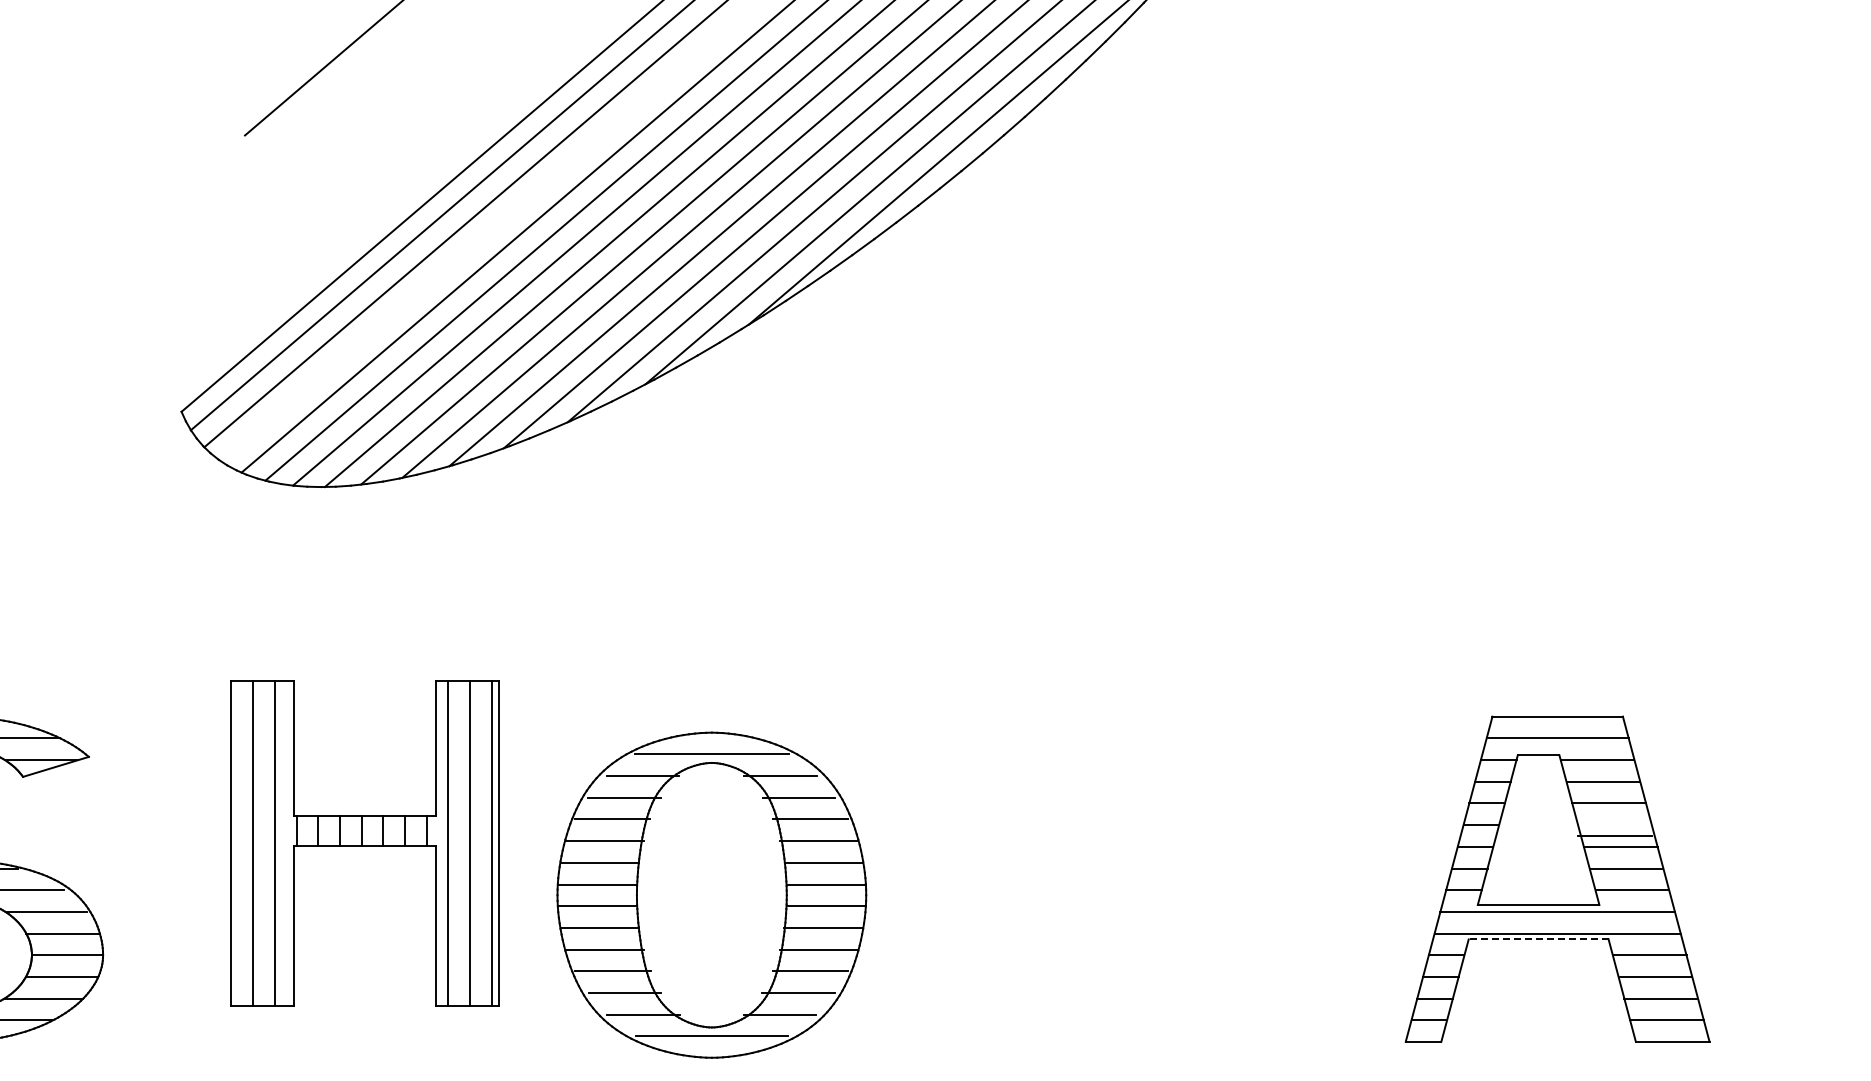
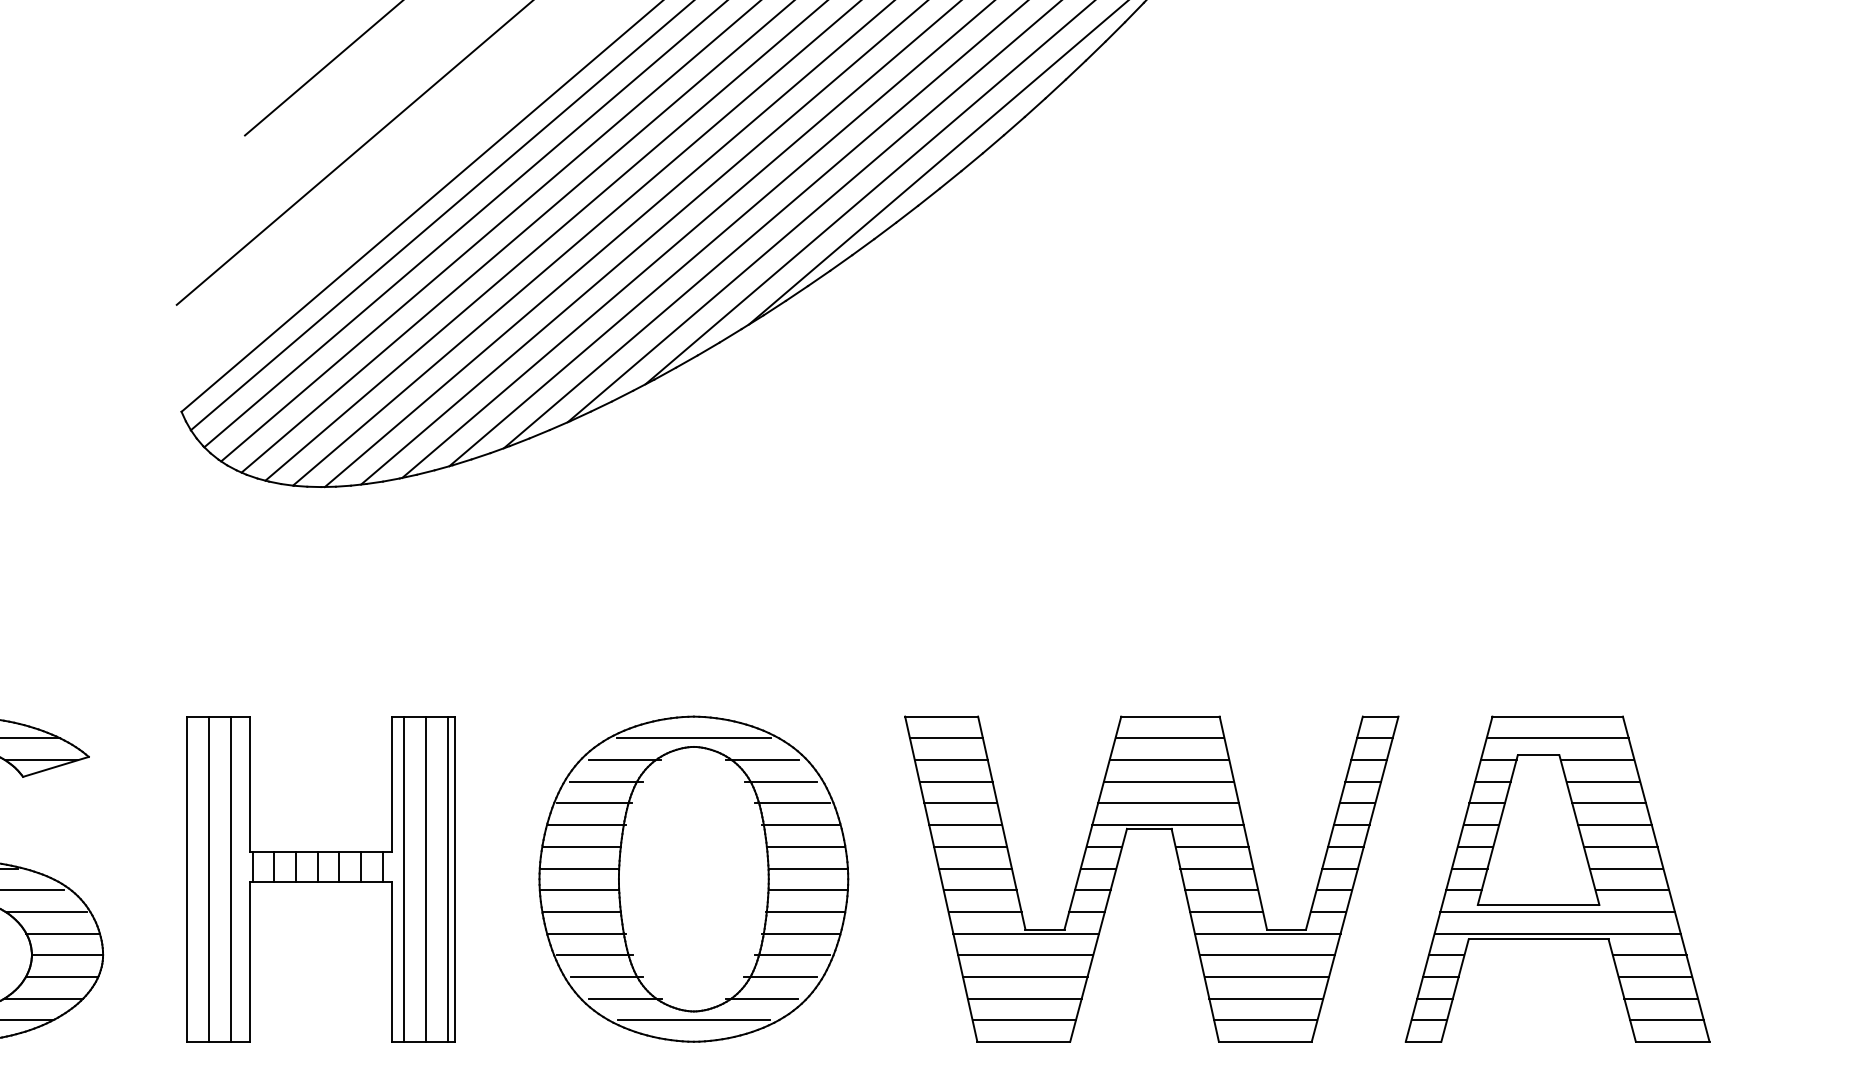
line: none -> present (353, 153)
line: none -> present (489, 231)
line position: (1614, 836) -> (1614, 825) (1614, 825)
part position: (364, 843) -> (320, 879) (320, 879)
part: none -> present (1180, 874)
part position: (711, 894) -> (693, 878) (693, 878)
line: dashed -> solid (1538, 939)
